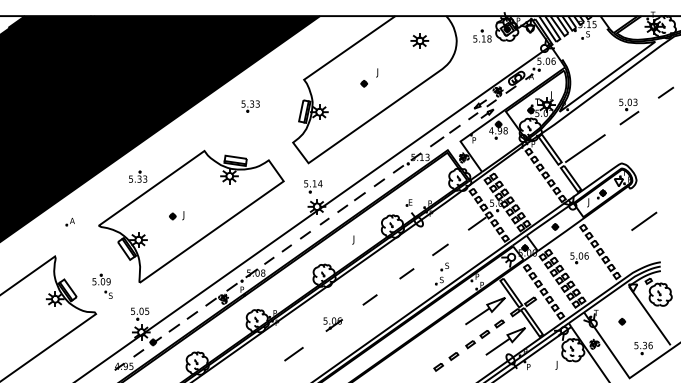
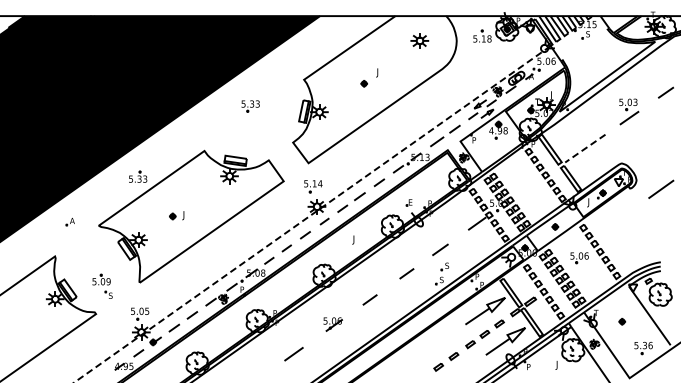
line: solid -> dashed (584, 148)
line: solid -> dashed (312, 214)
line position: (644, 220) -> (661, 188) (661, 188)
